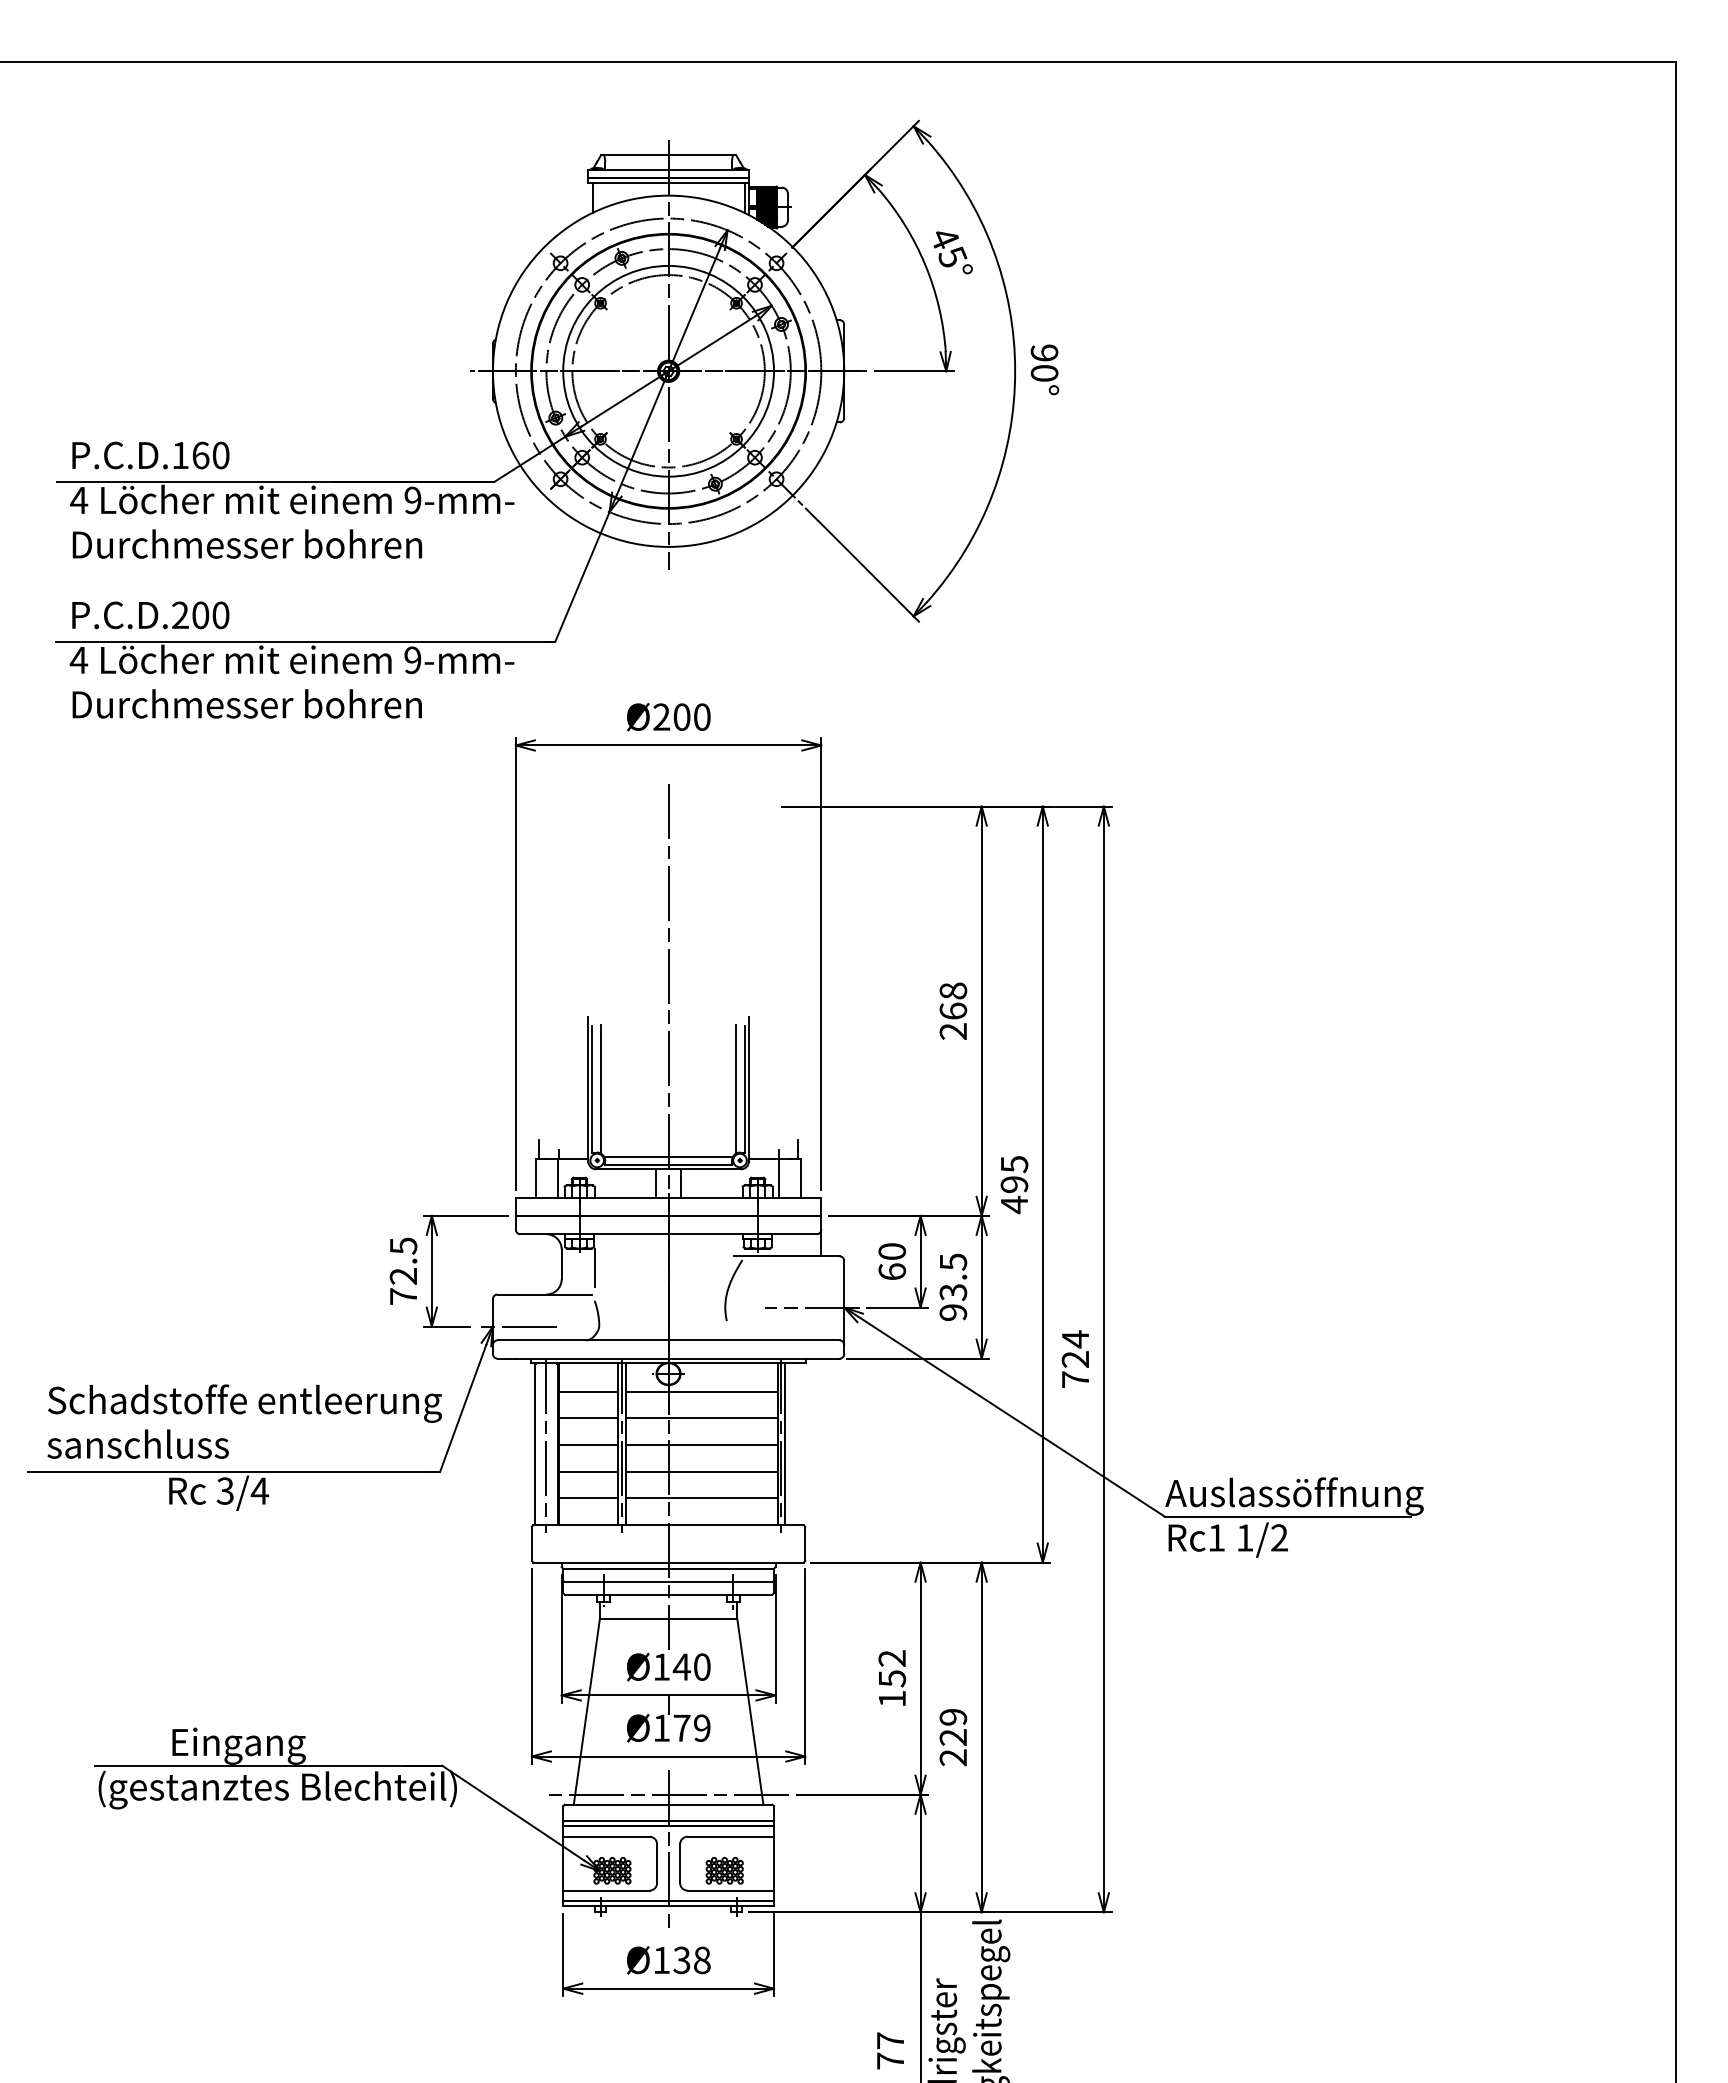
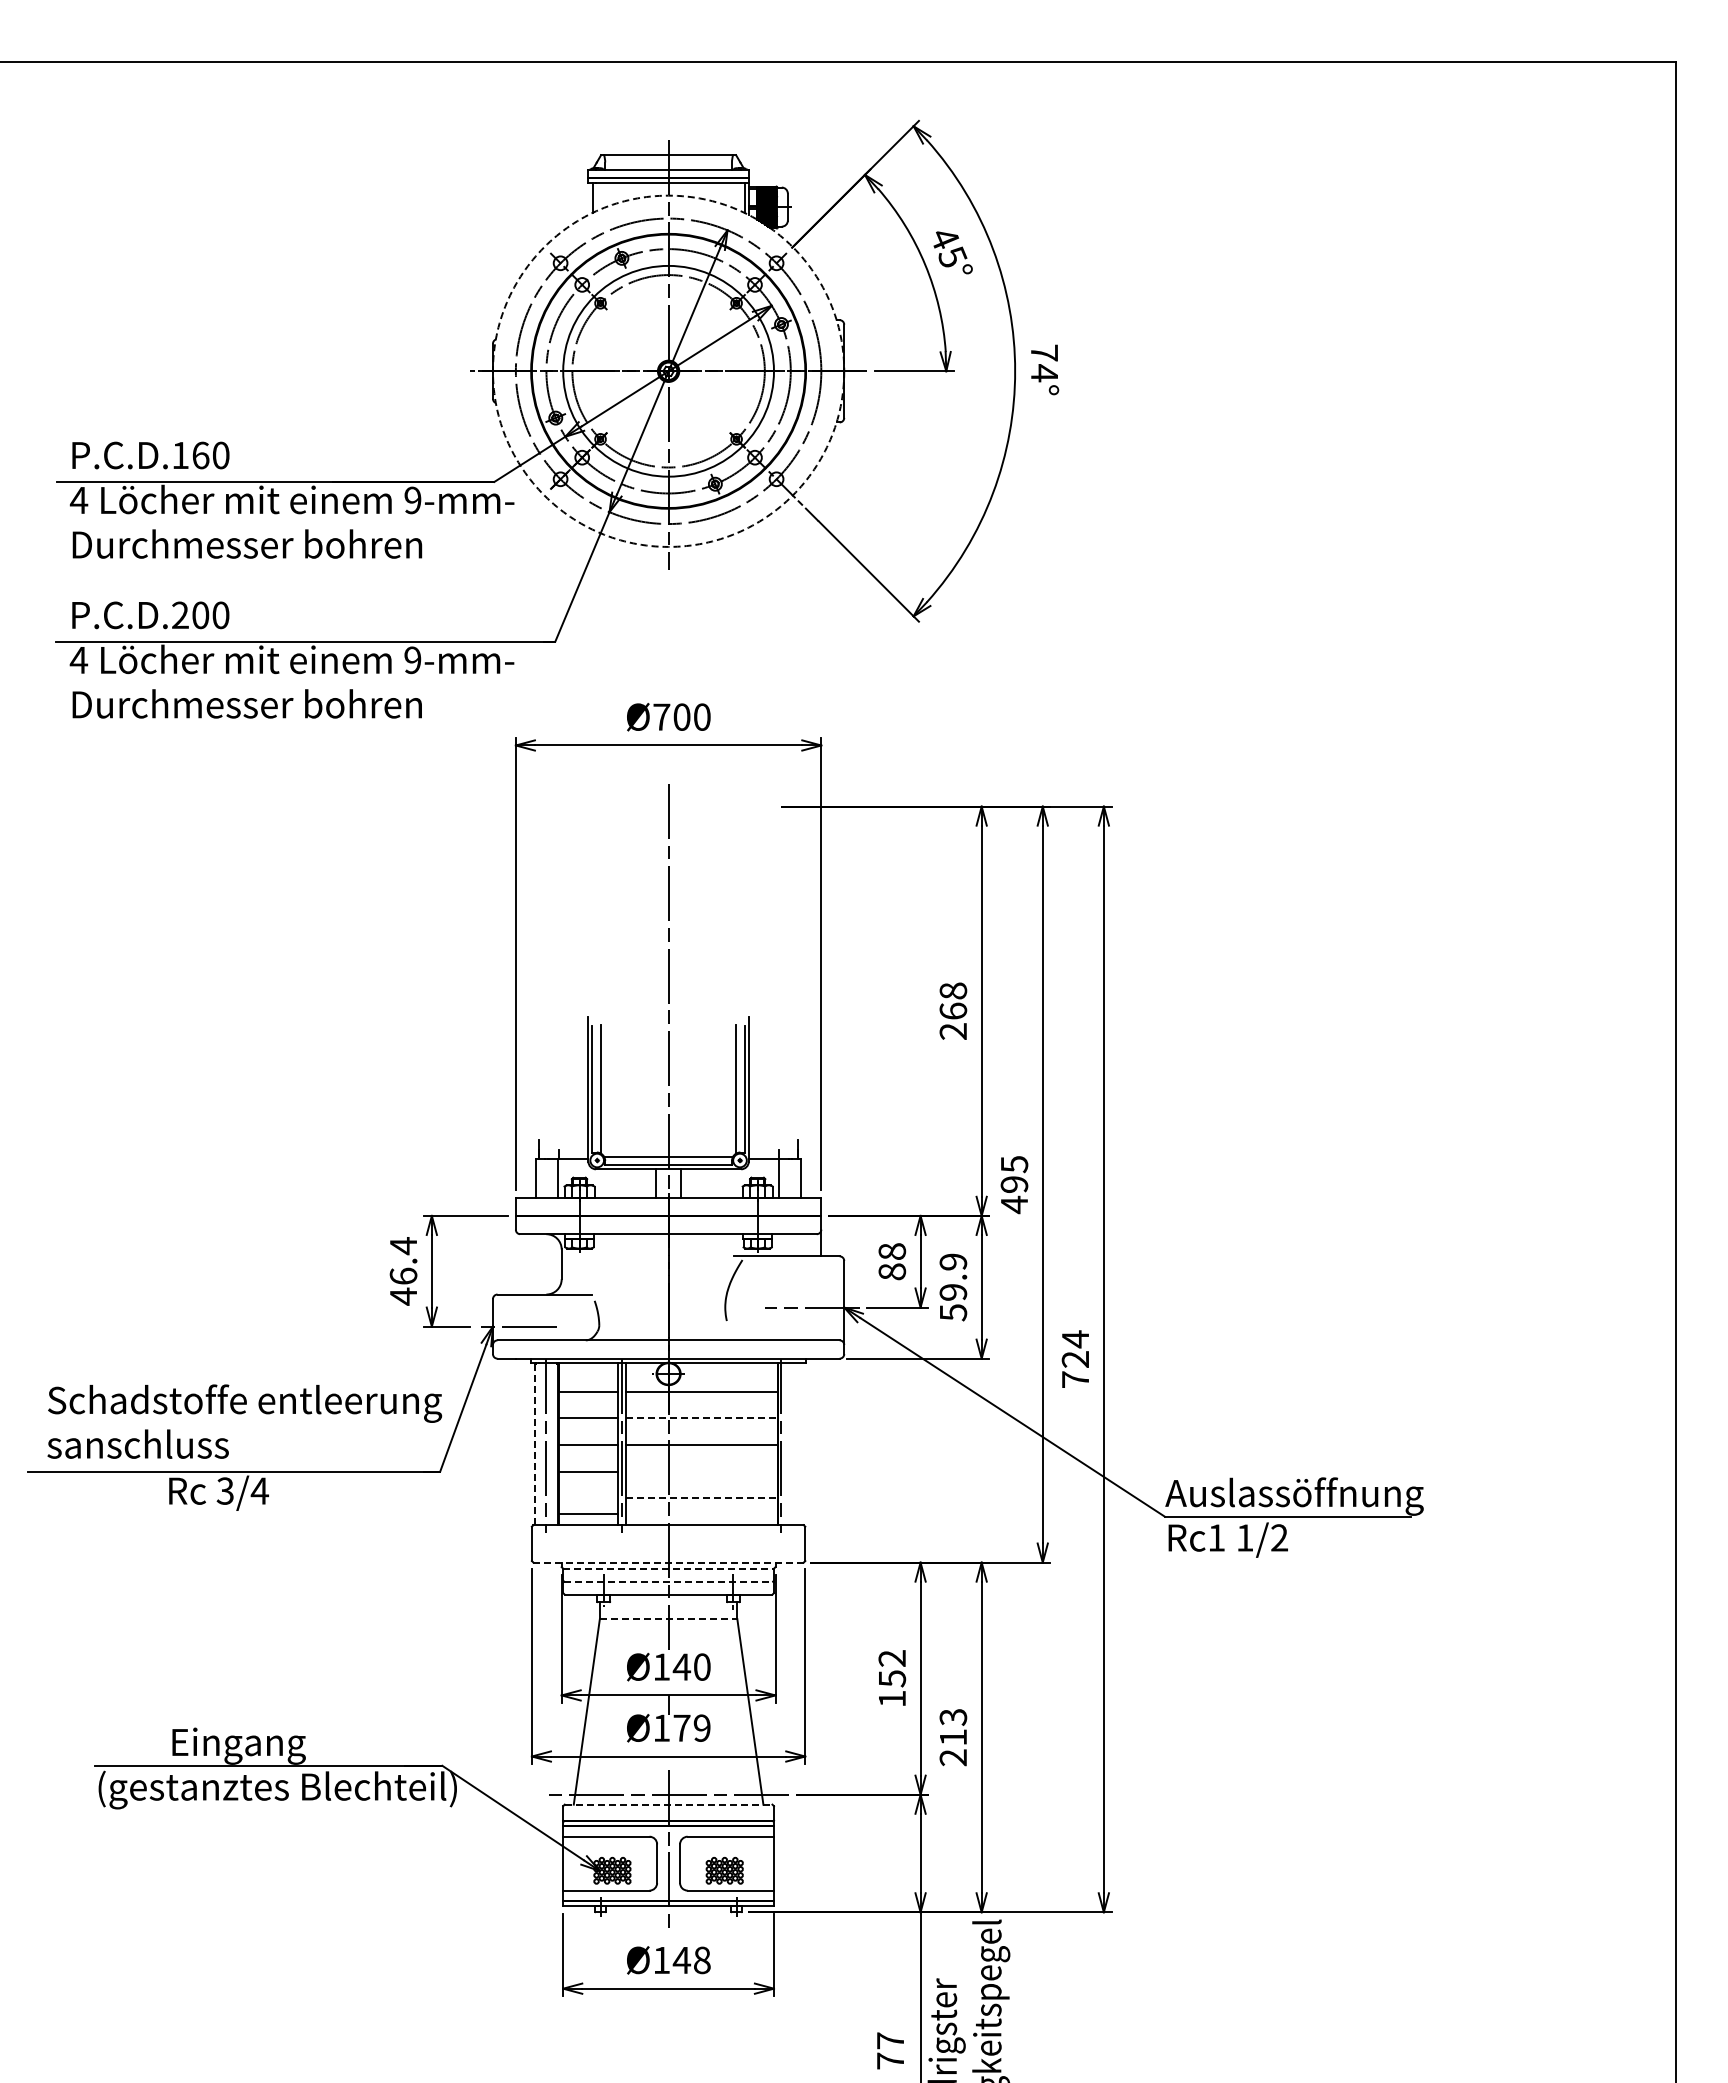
text: 90° -> 74° (1044, 363)
circle: solid -> dashed (668, 370)
text: Ø200 -> Ø700 (661, 716)
text: 60 -> 88 (892, 1261)
line: present -> none (594, 1267)
text: 72.5 -> 46.4 (403, 1271)
text: 93.5 -> 59.9 (953, 1287)
line: solid -> dashed (702, 1418)
line: solid -> dashed (534, 1444)
line: present -> none (785, 1444)
line: present -> none (701, 1471)
line position: (588, 1498) -> (588, 1514) (588, 1514)
line: solid -> dashed (702, 1498)
line: solid -> dashed (669, 1562)
line: solid -> dashed (669, 1568)
line: solid -> dashed (668, 1581)
line: solid -> dashed (668, 1619)
text: 229 -> 213 (953, 1727)
line: solid -> dashed (668, 1804)
text: Ø138 -> Ø148 (681, 1960)
